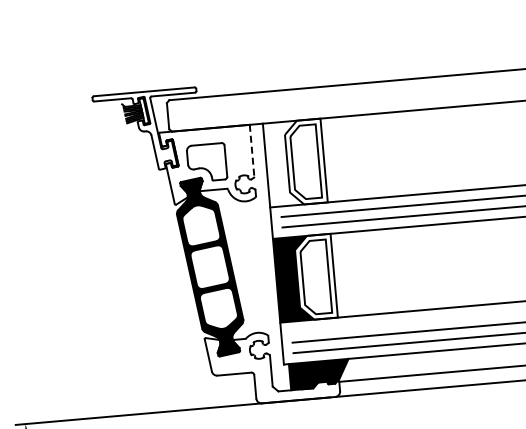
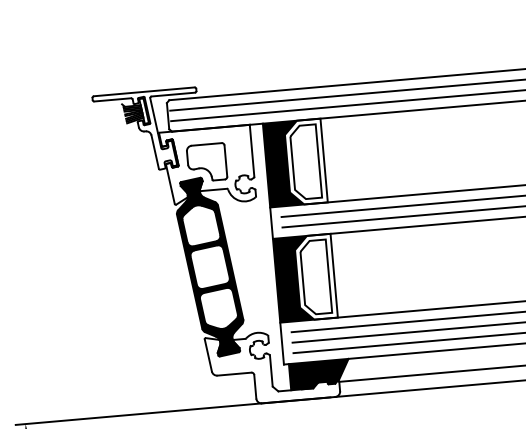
line: none -> present (346, 94)
line: none -> present (346, 105)
line: dashed -> solid (252, 151)
fill: none -> present (283, 163)
line: none -> present (406, 321)
